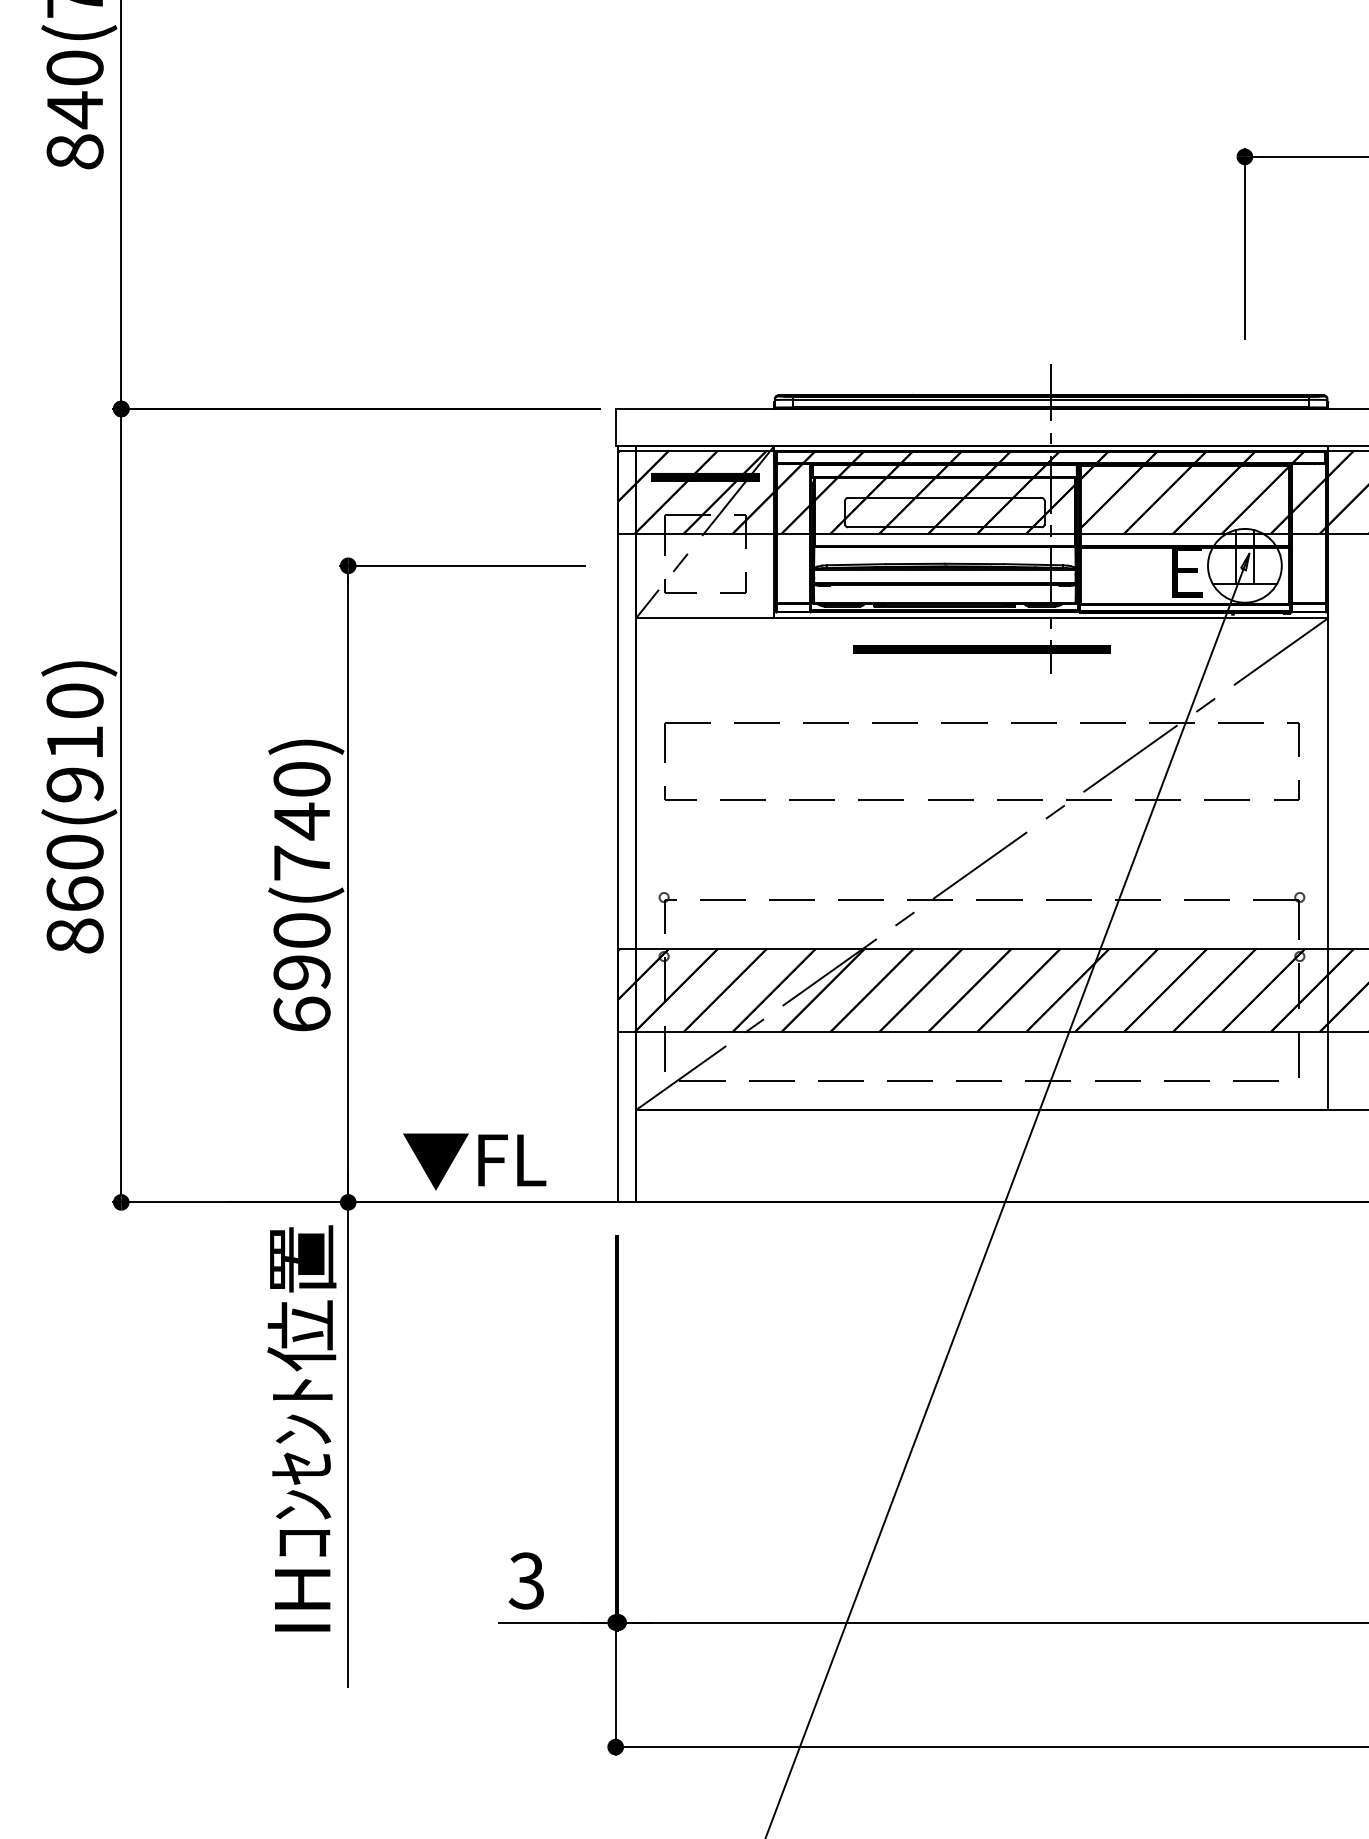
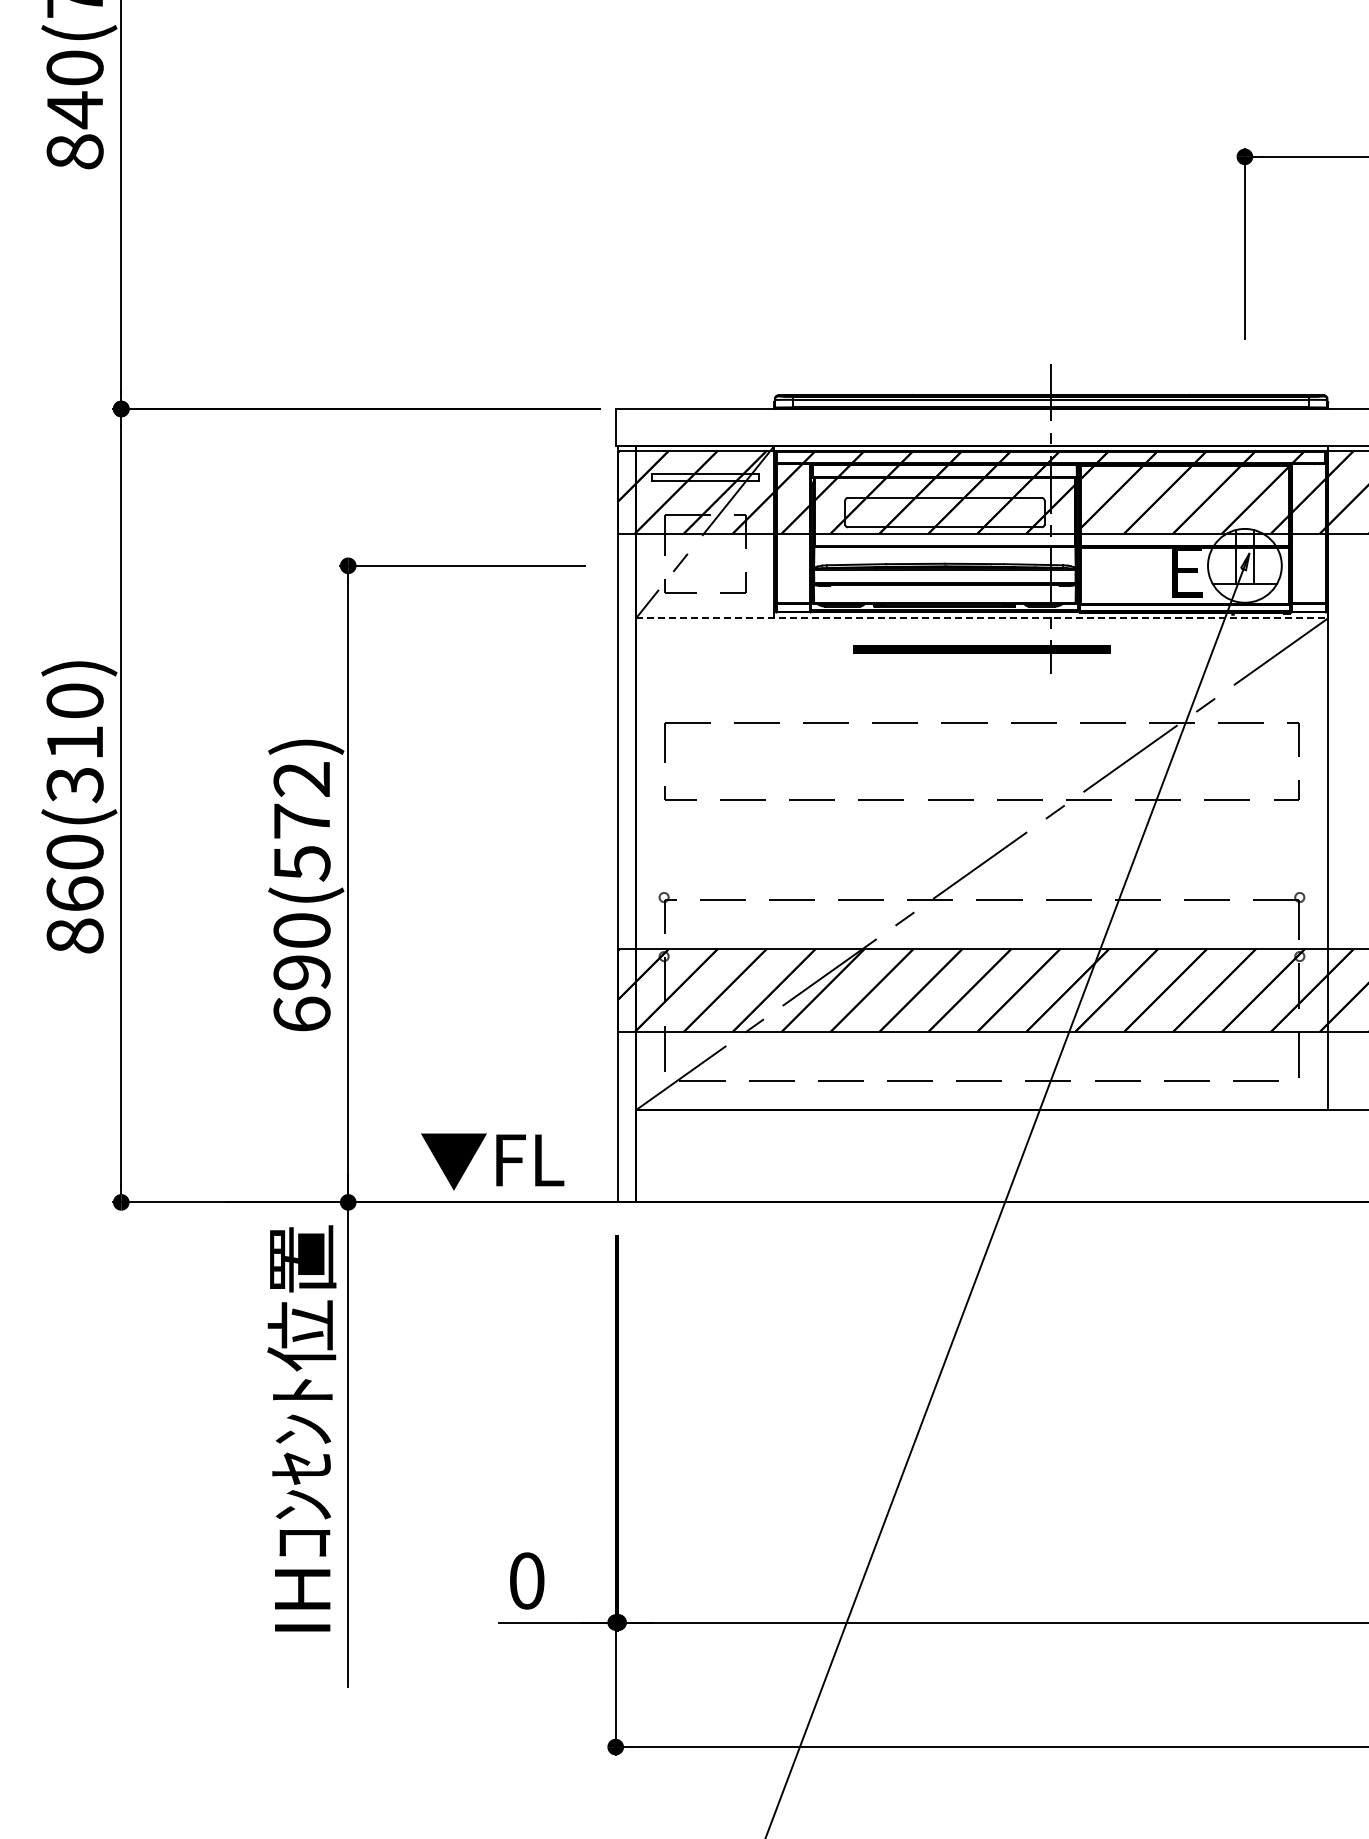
hatch: present -> none (704, 476)
line: solid -> dashed (981, 618)
text: 860(910) -> 860(310) (74, 785)
text: 690(740) -> 690(572) (301, 821)
text position: (474, 1161) -> (492, 1161) (492, 1161)
text: 3 -> 0 (526, 1580)
